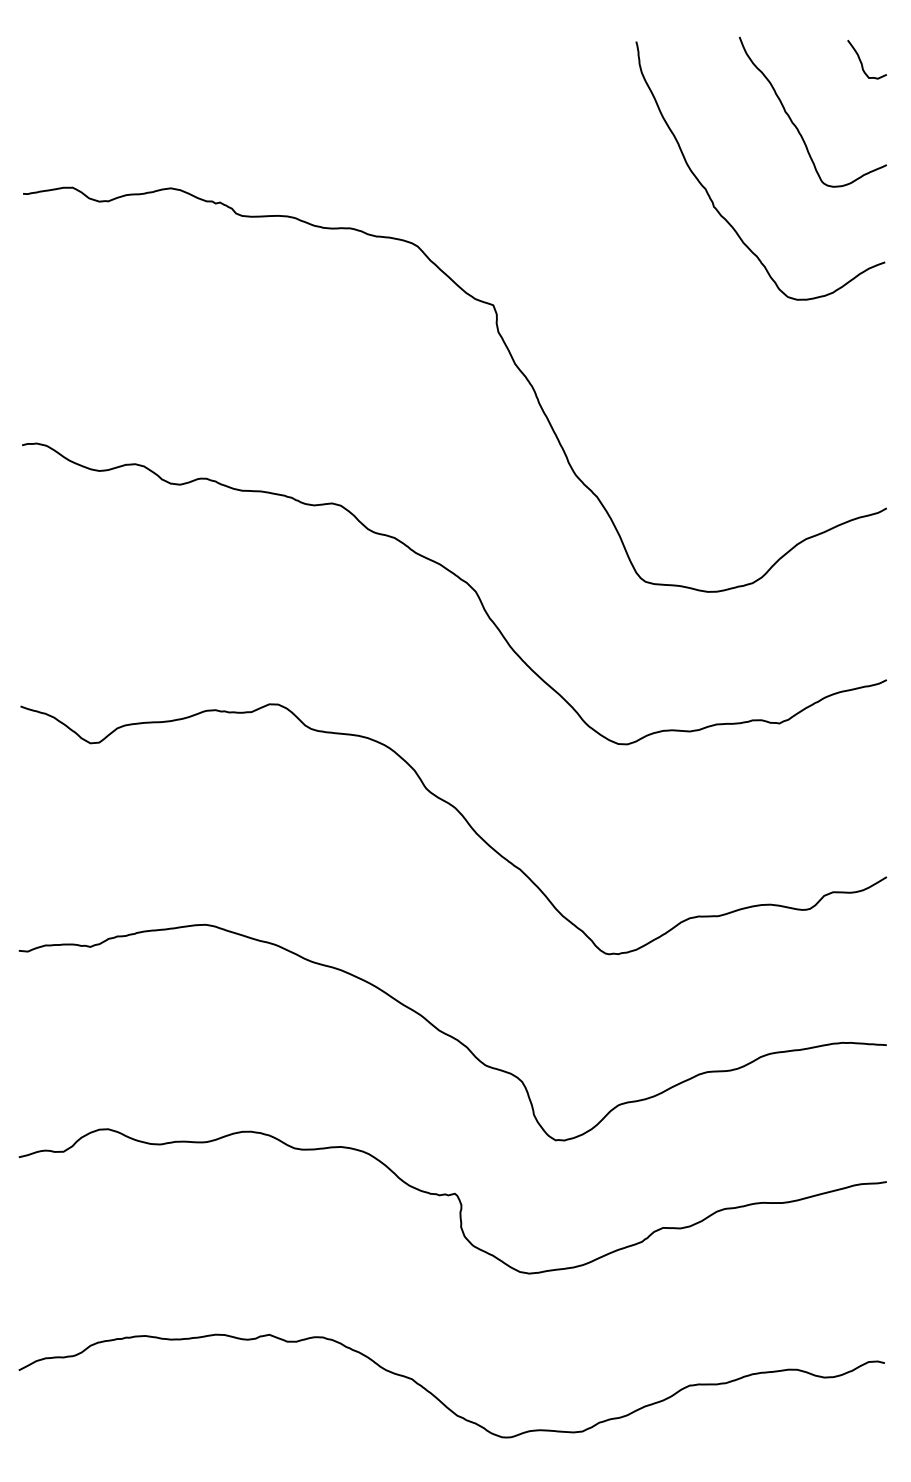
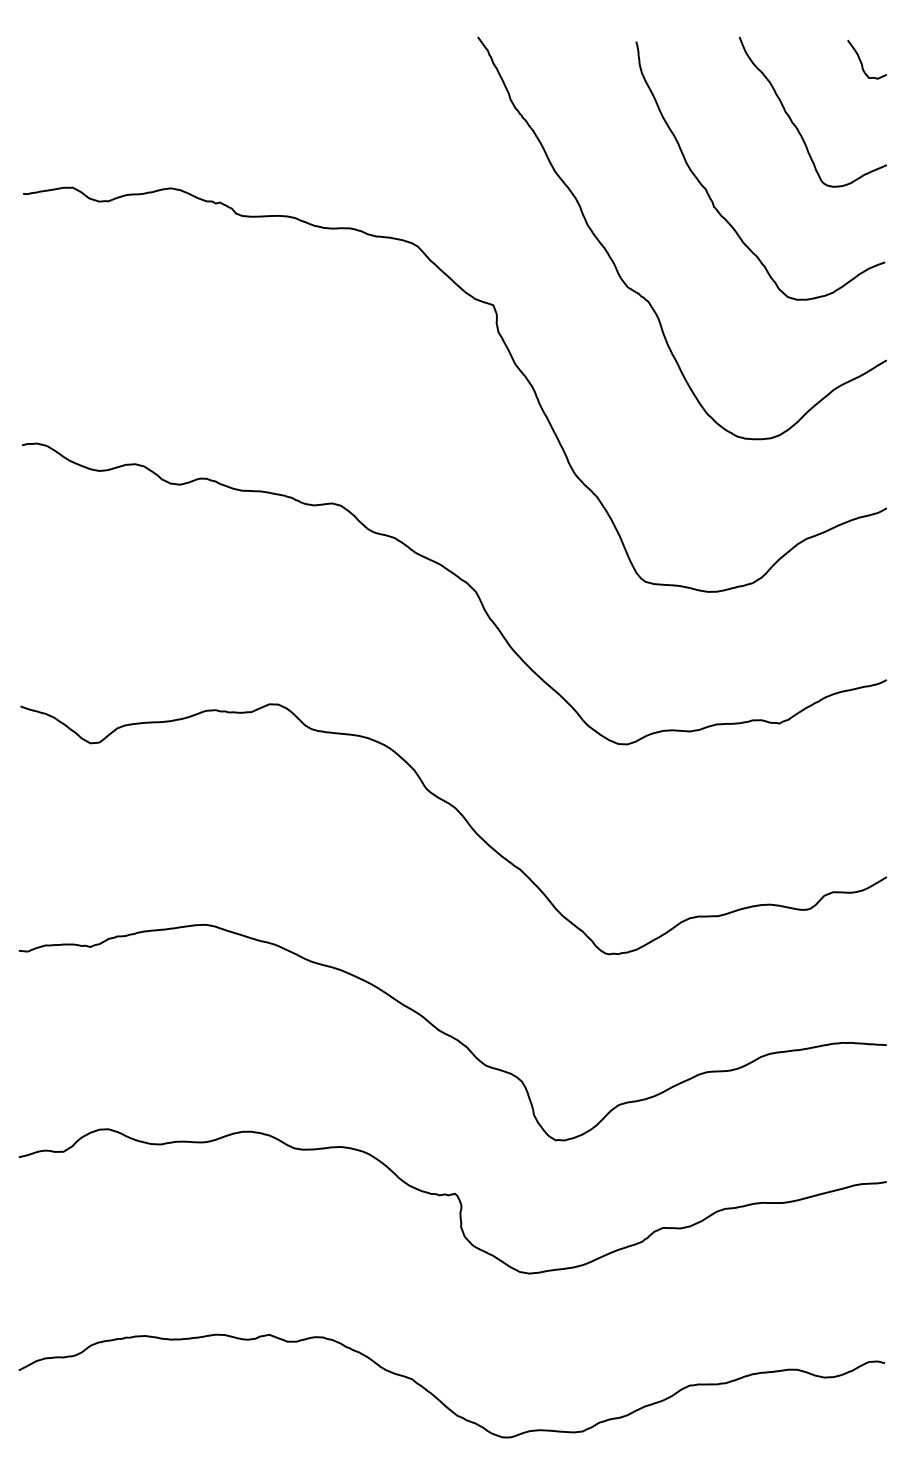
curve: none -> present (638, 292)
